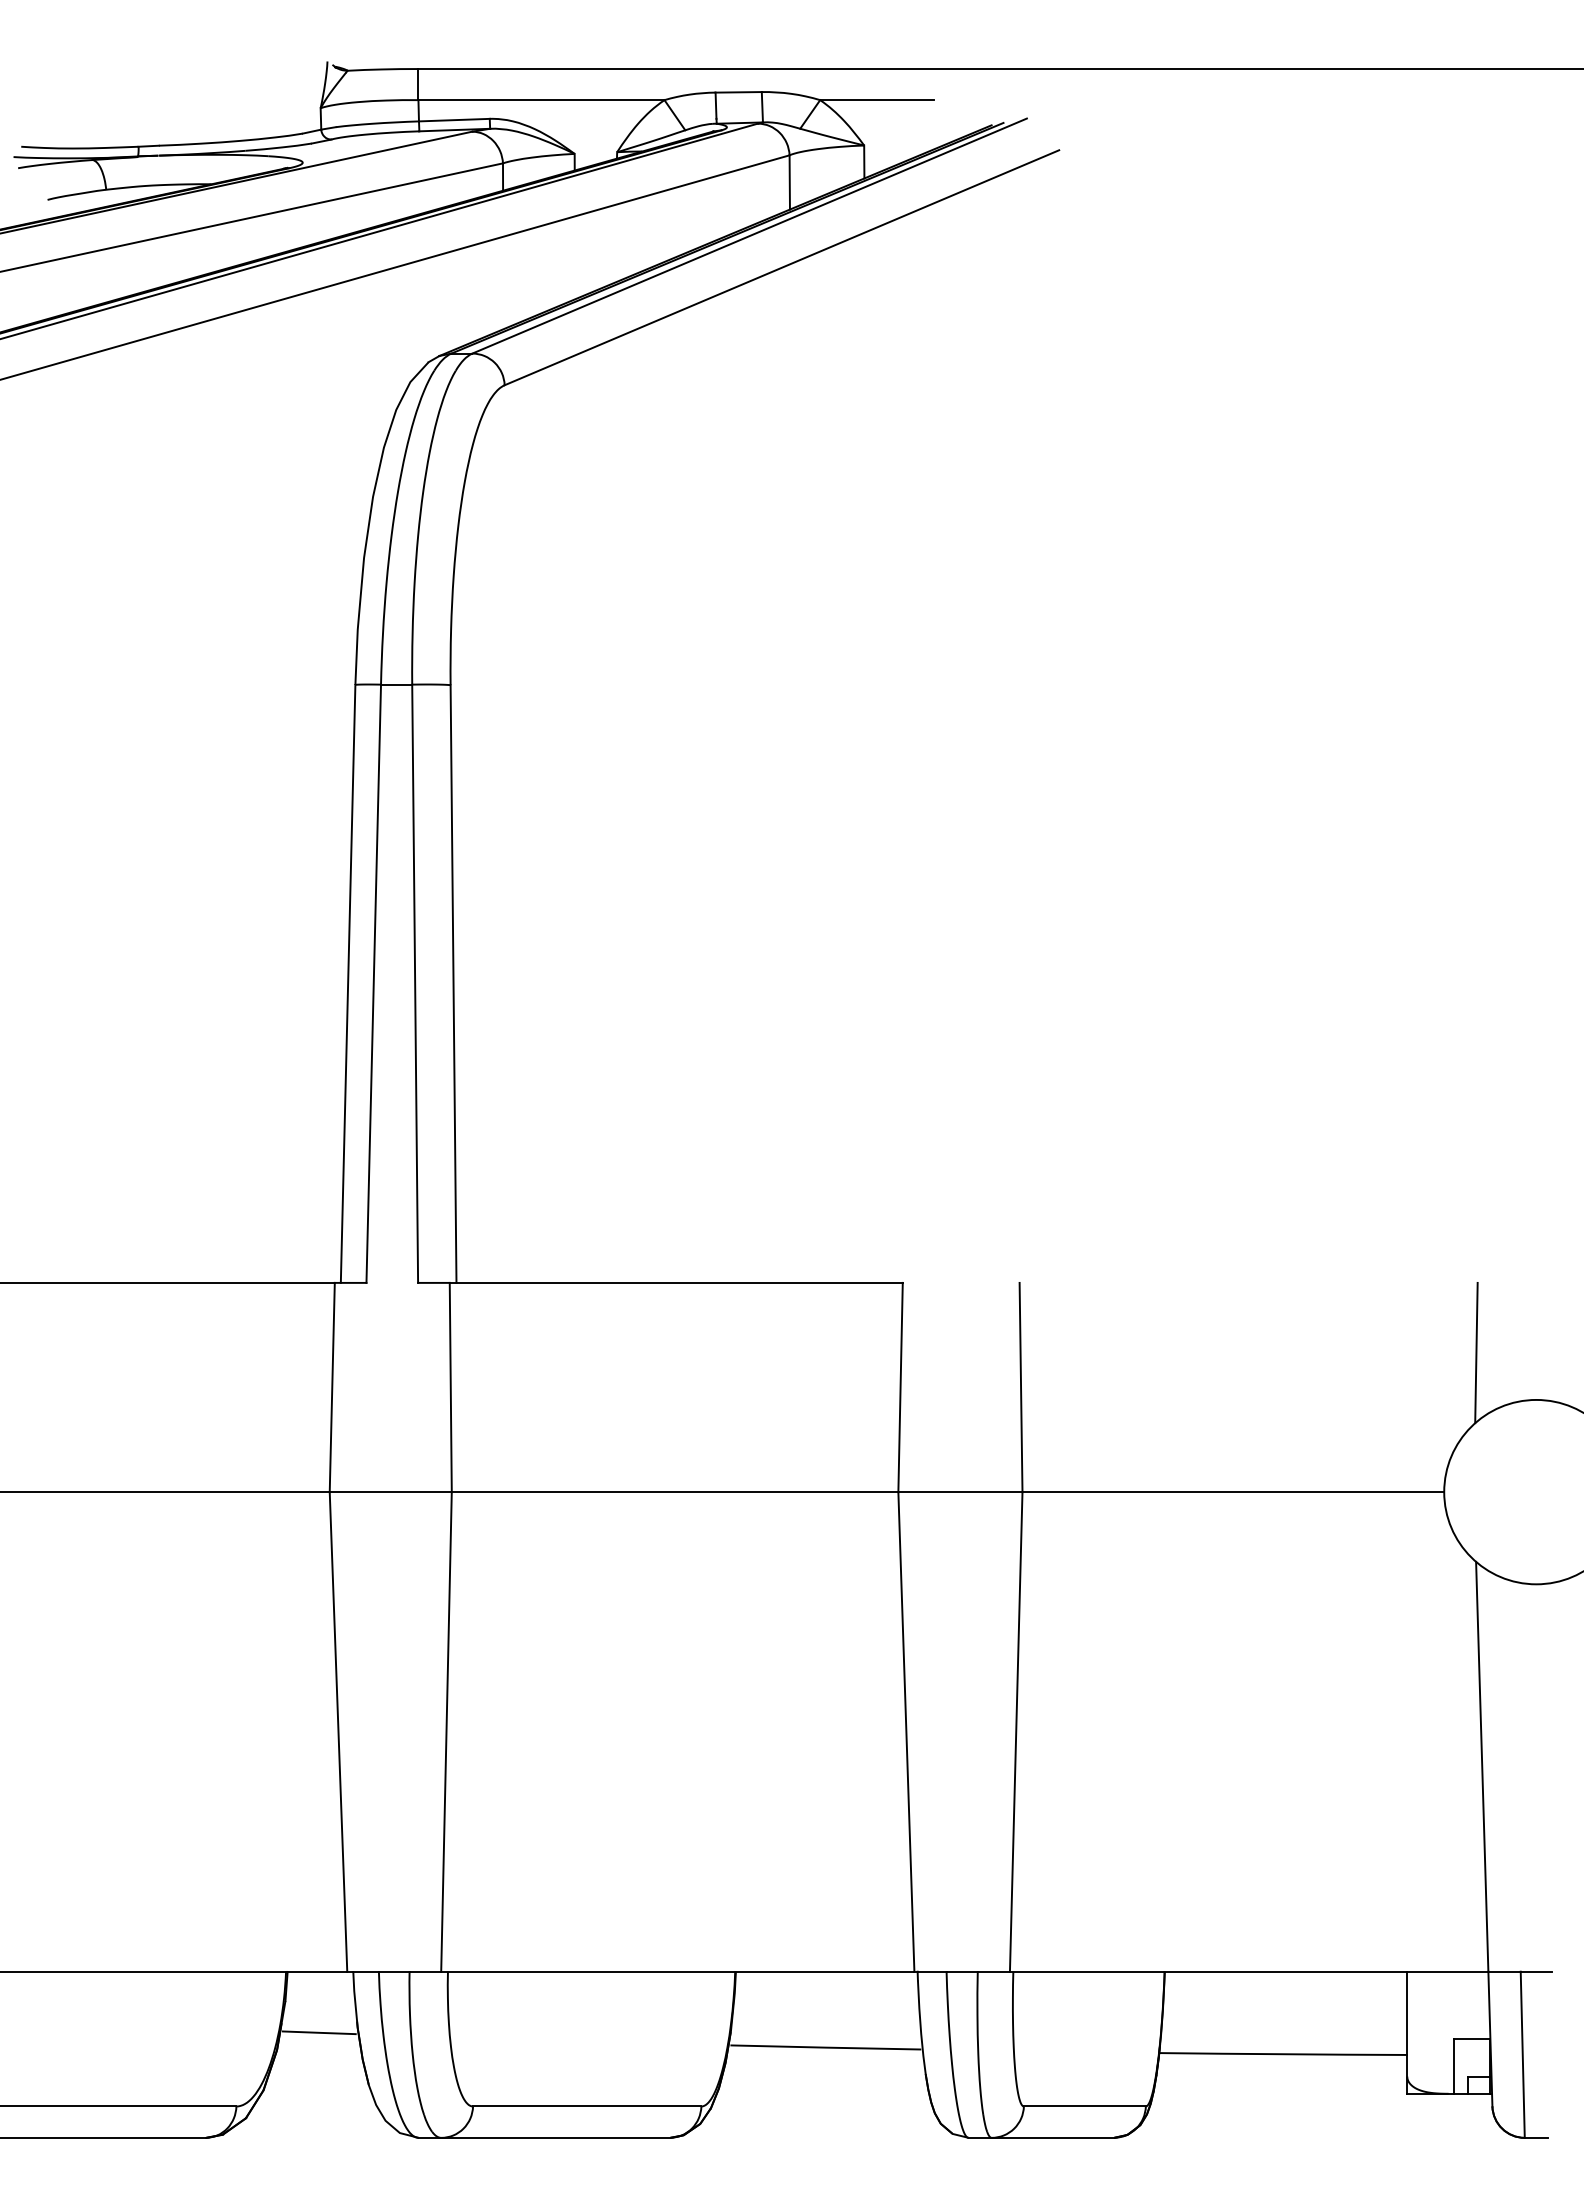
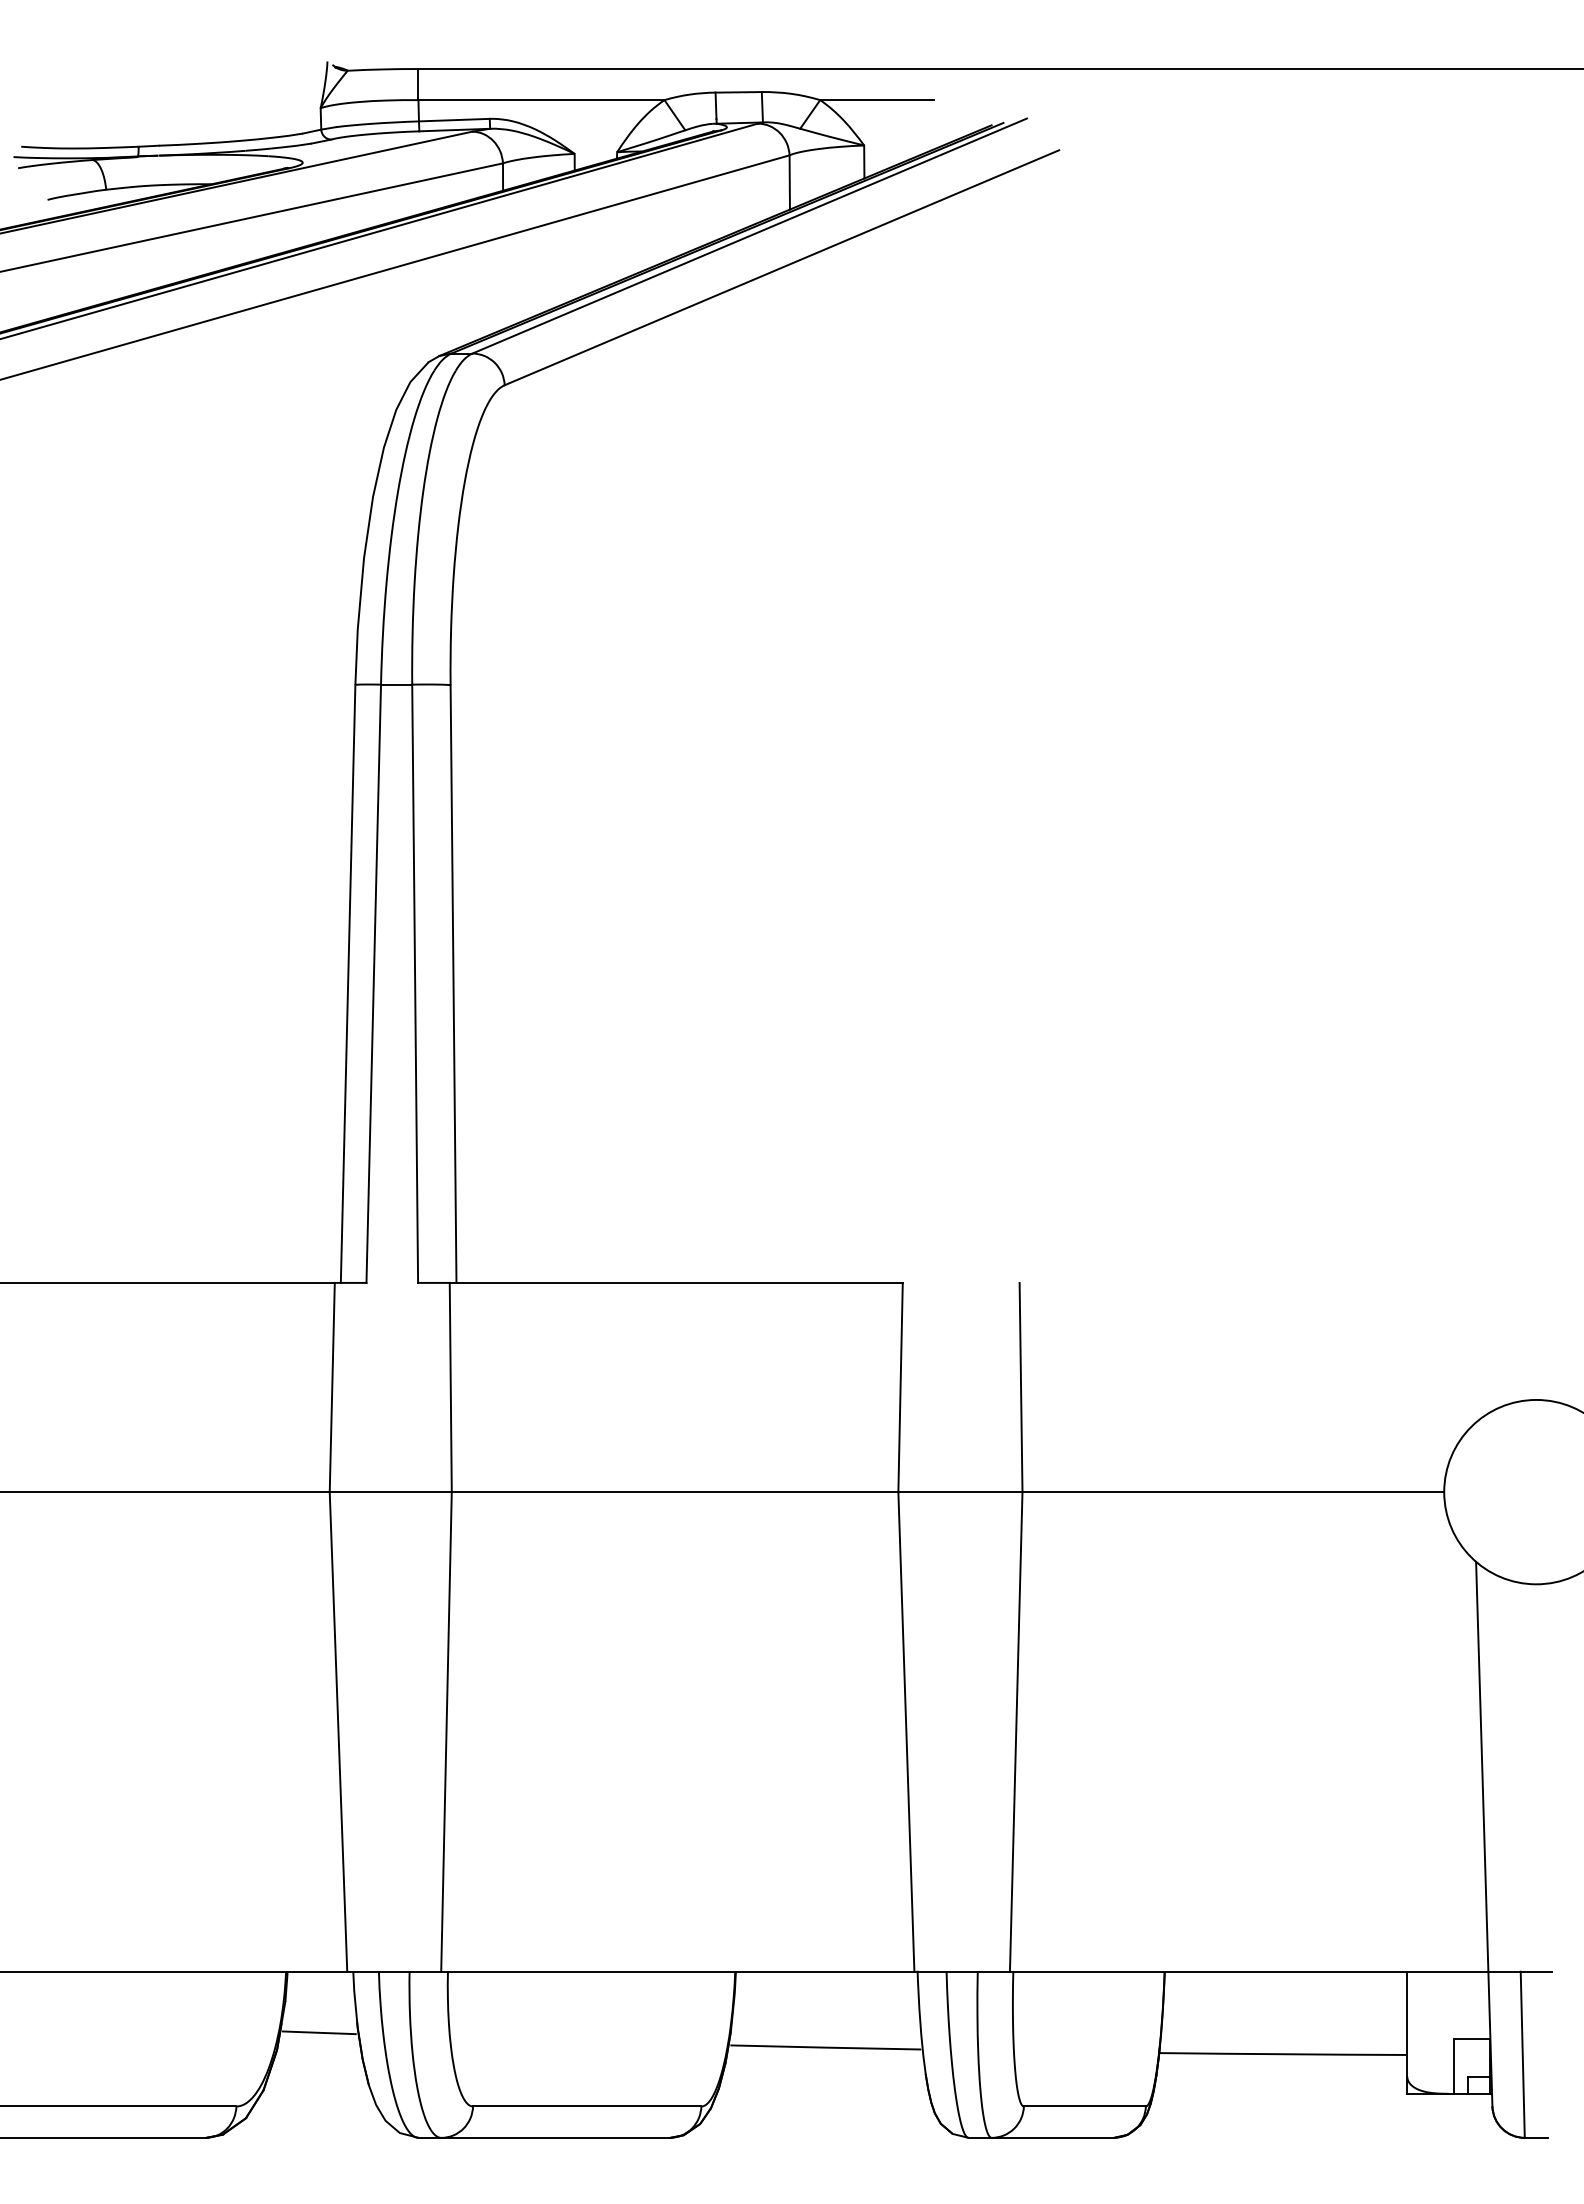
line: present -> none (1476, 1352)
